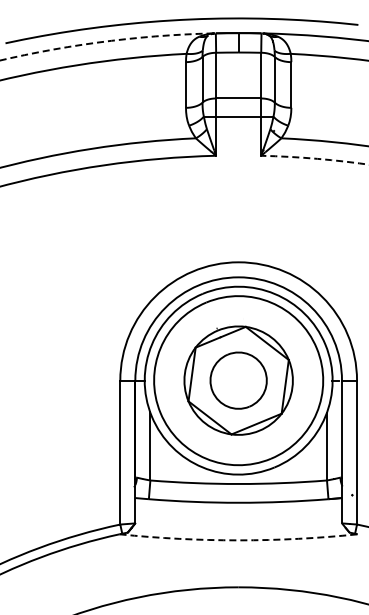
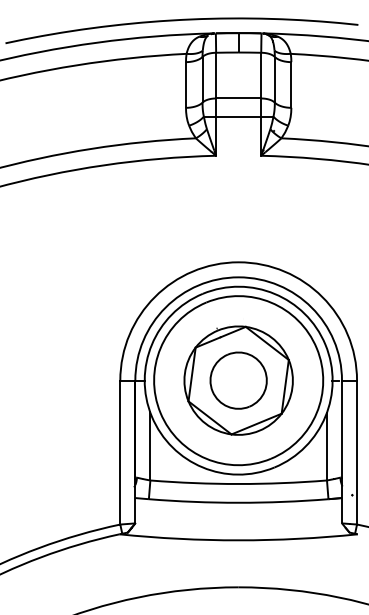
arc: dashed -> solid (105, 41)
arc: dashed -> solid (315, 158)
arc: dashed -> solid (238, 540)
